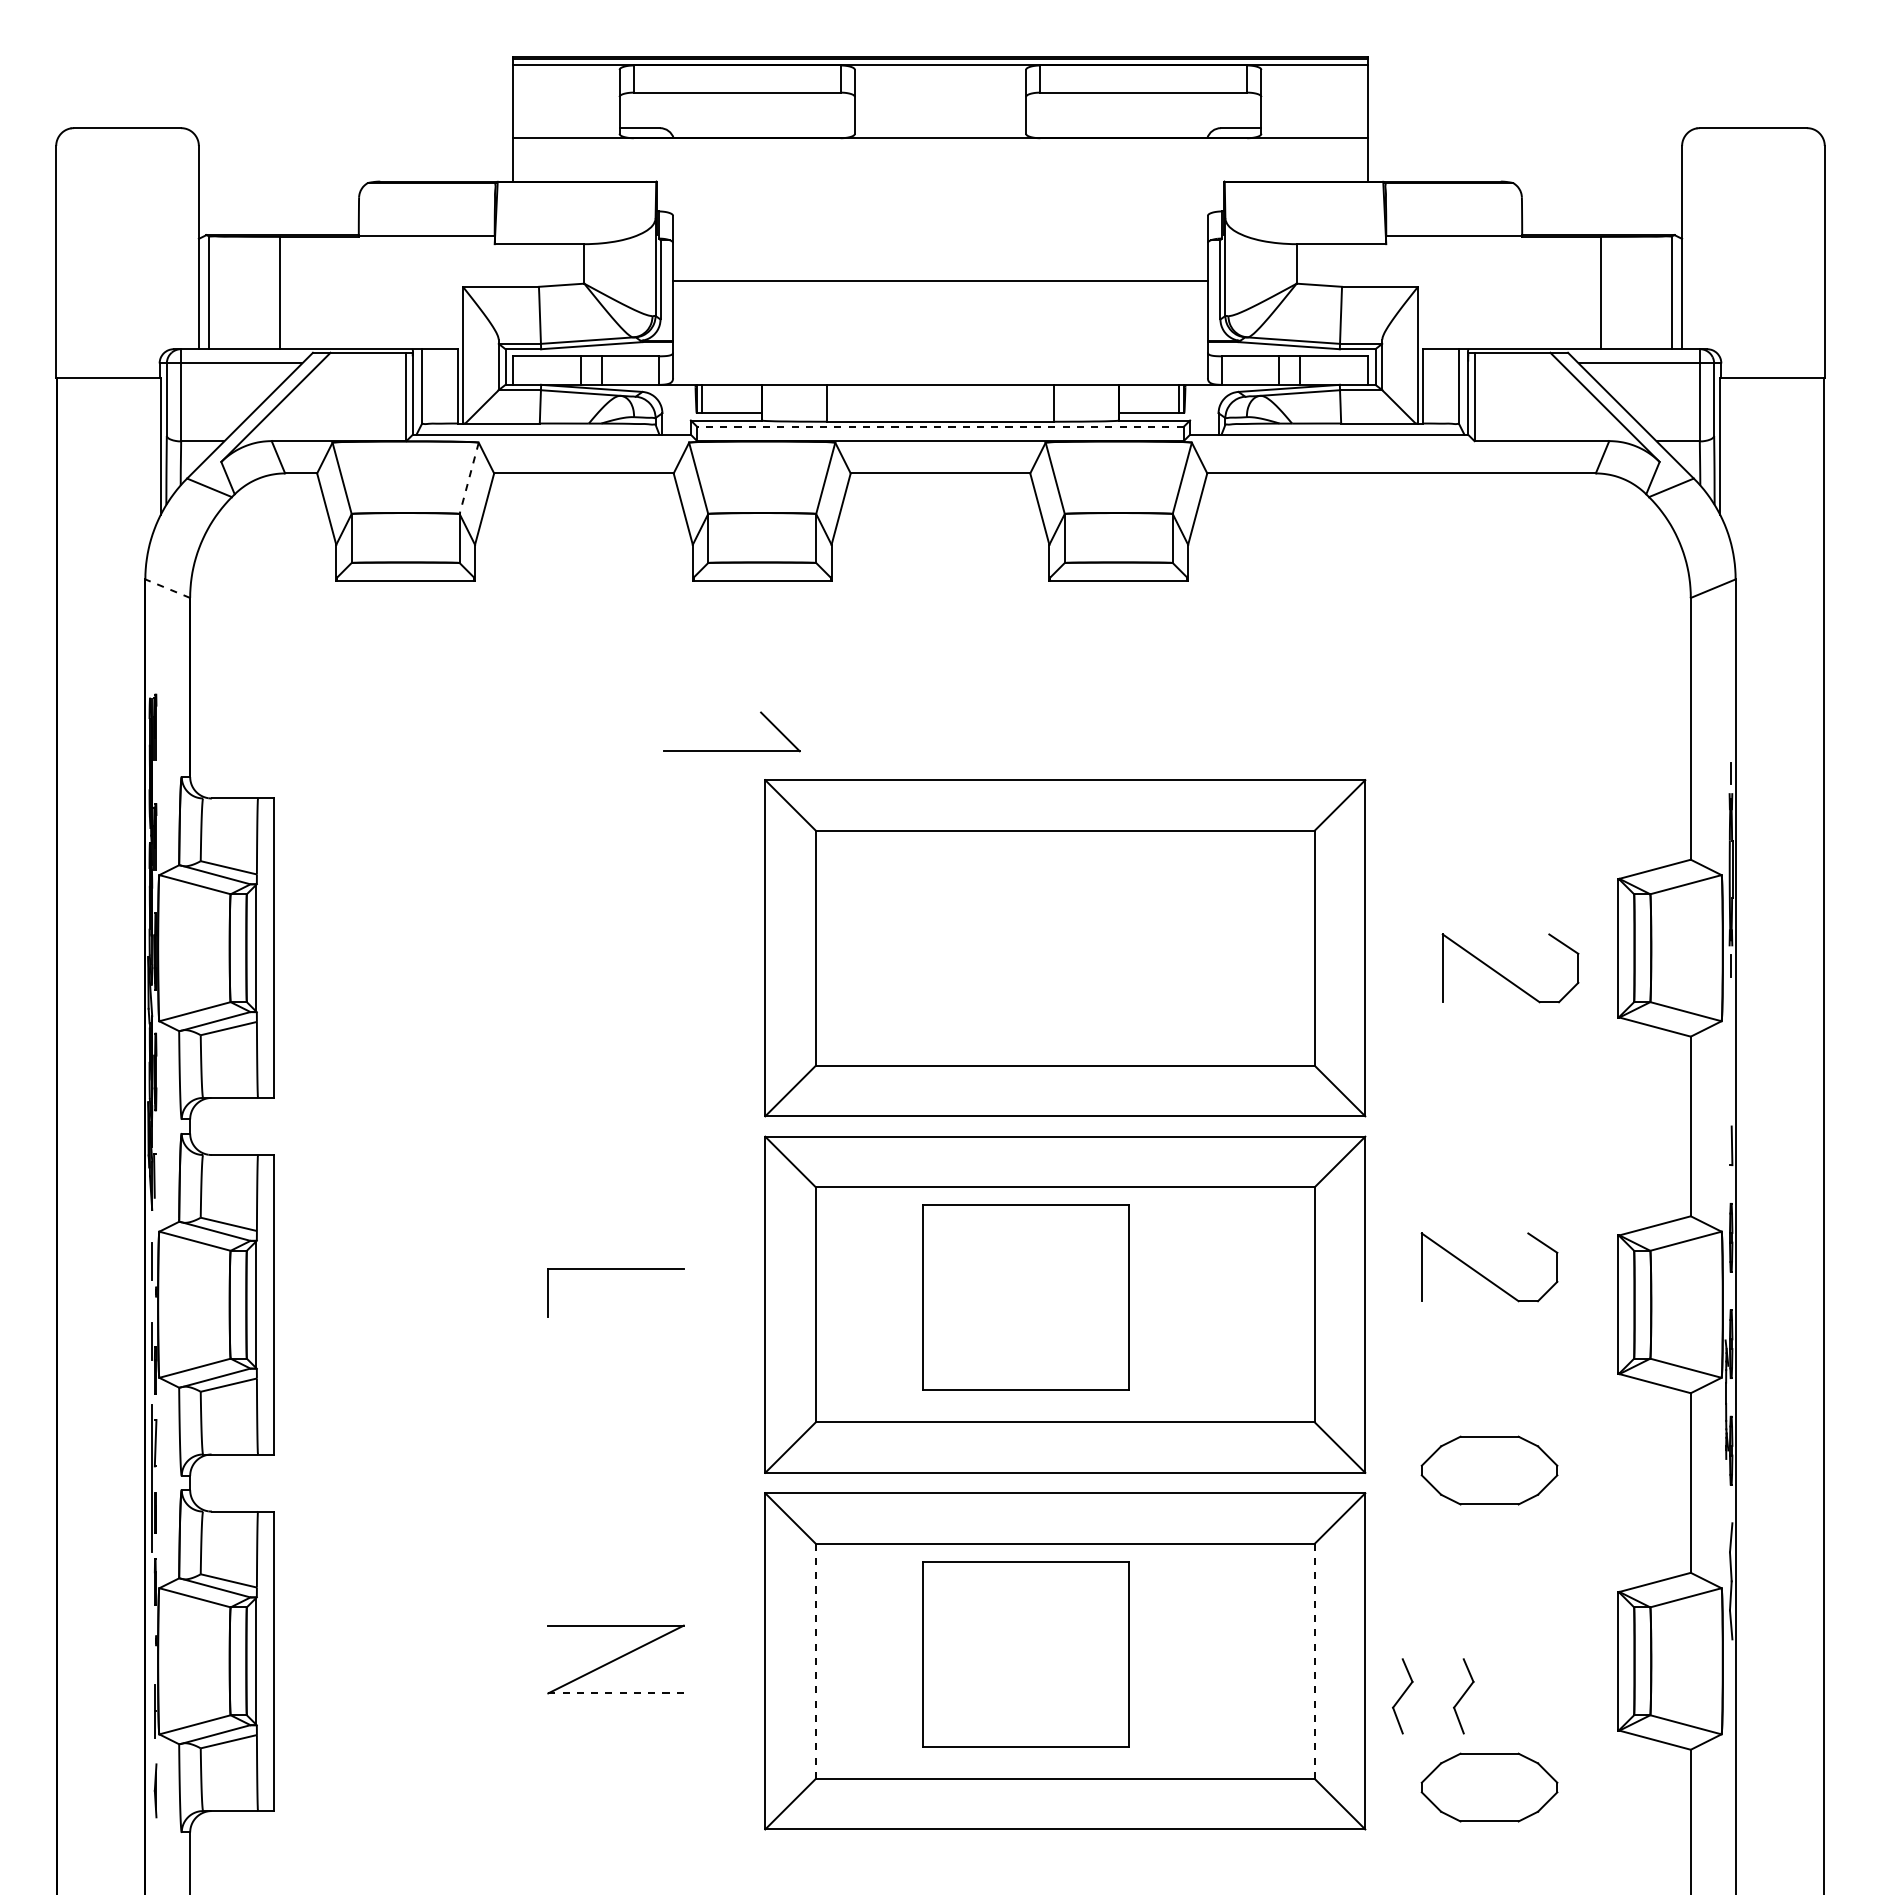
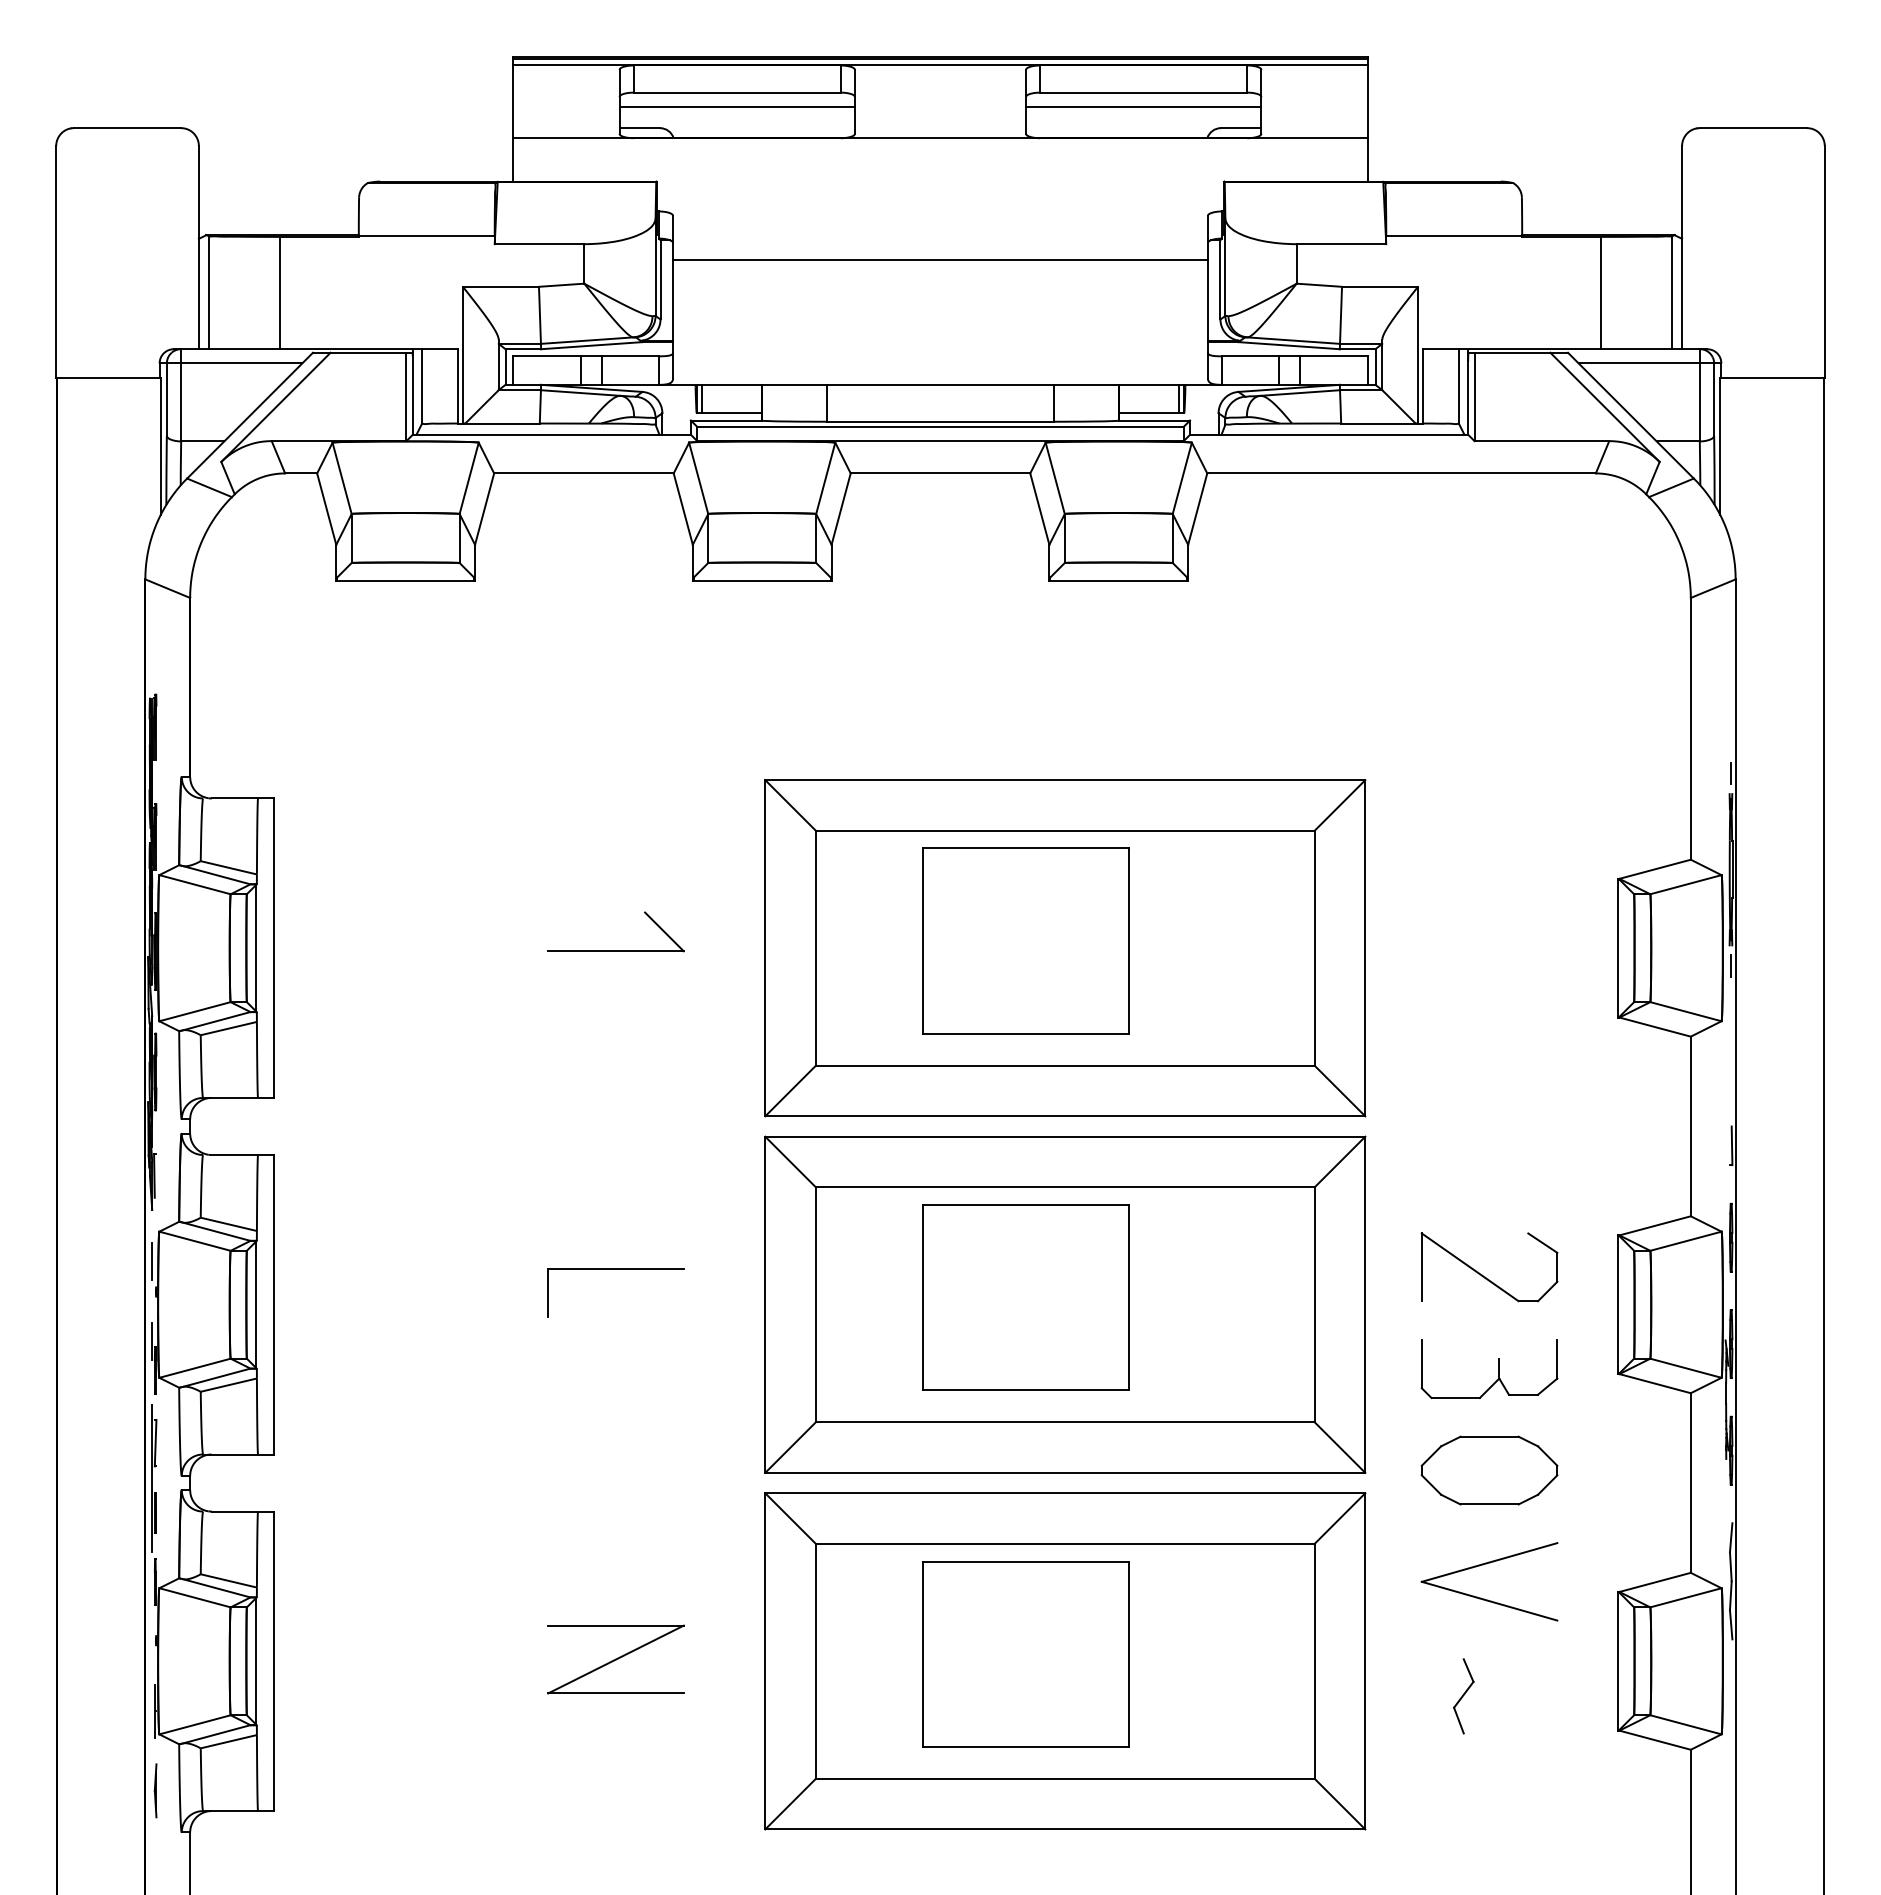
line: none -> present (736, 106)
line: none -> present (1143, 106)
line position: (940, 280) -> (940, 259) (940, 259)
line: dashed -> solid (939, 426)
line: dashed -> solid (469, 478)
line: dashed -> solid (167, 588)
part position: (731, 750) -> (615, 950) (615, 950)
part: none -> present (1025, 940)
part: present -> none (1506, 977)
part: none -> present (1498, 1369)
part: none -> present (1483, 1565)
line: dashed -> solid (815, 1661)
line: dashed -> solid (1314, 1661)
line: dashed -> solid (616, 1693)
part: present -> none (1402, 1696)
part: present -> none (1489, 1787)
